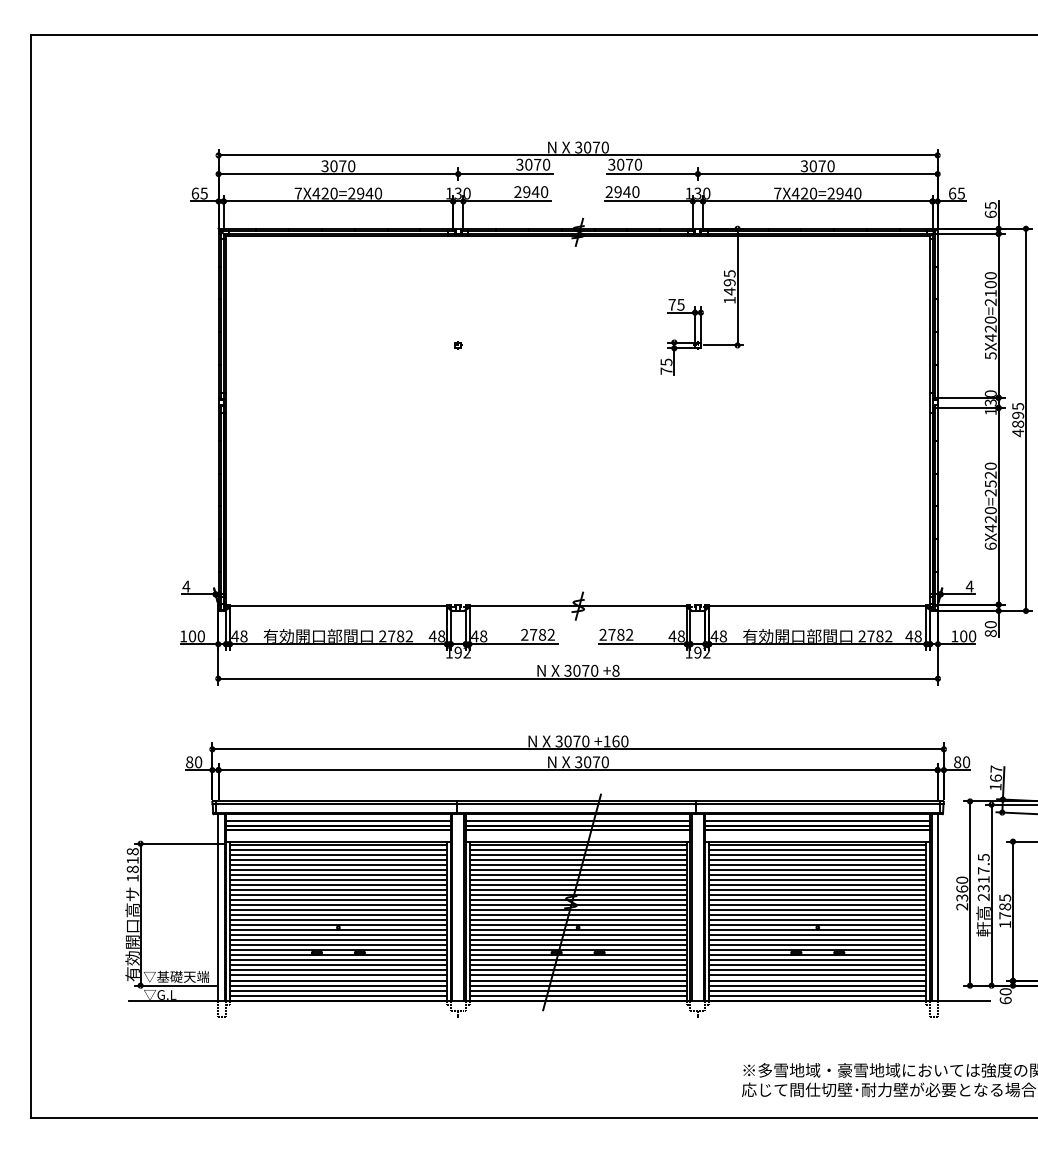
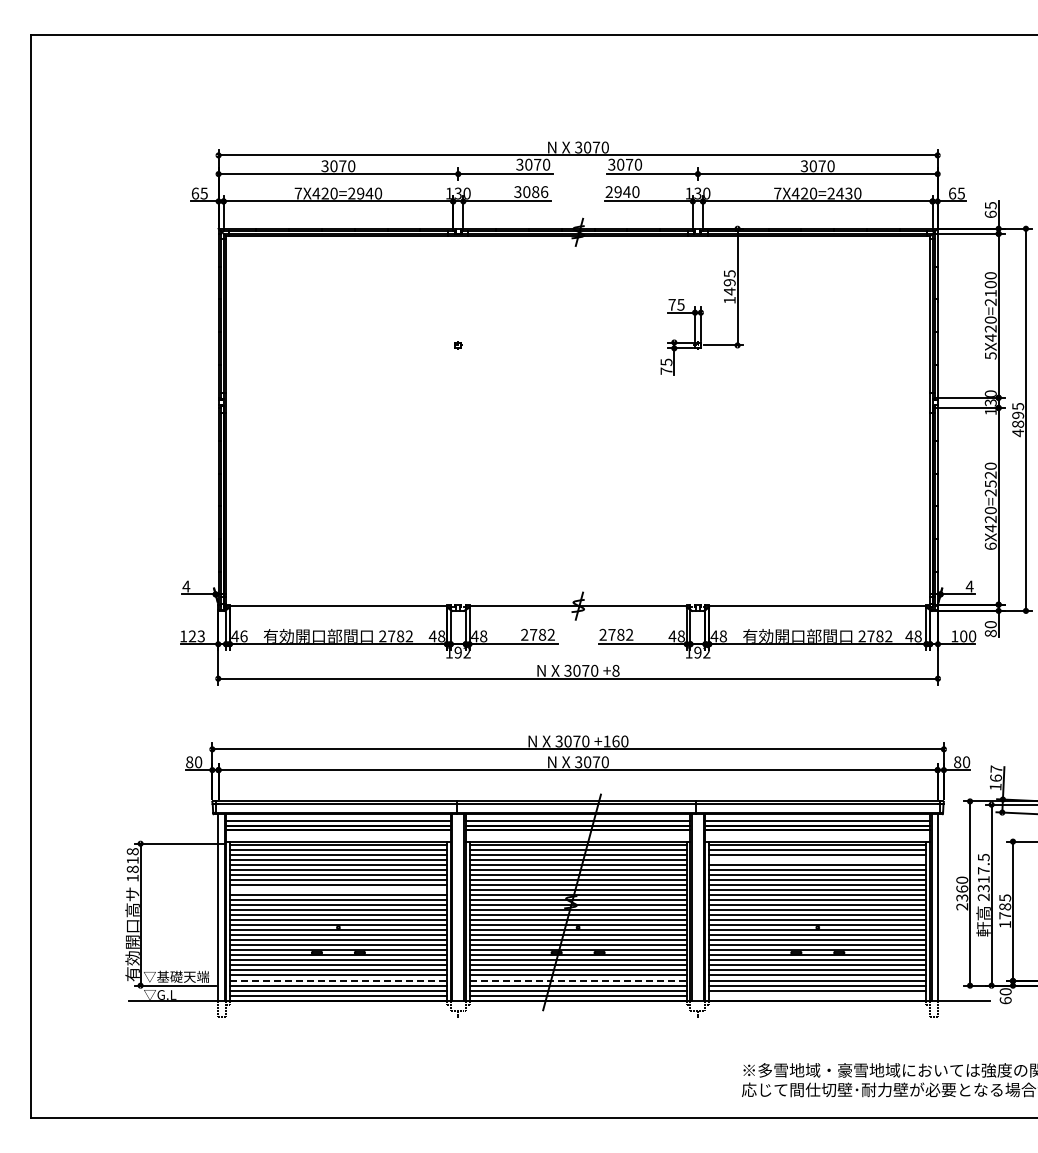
text: 2940 -> 3086 (531, 192)
text: 7X420=2940 -> 7X420=2430 (844, 193)
text: 100 -> 123 (196, 636)
text: 48 -> 46 (243, 636)
line: present -> none (817, 859)
line: present -> none (338, 889)
line: solid -> dashed (338, 980)
line: solid -> dashed (578, 980)
line: present -> none (817, 995)
